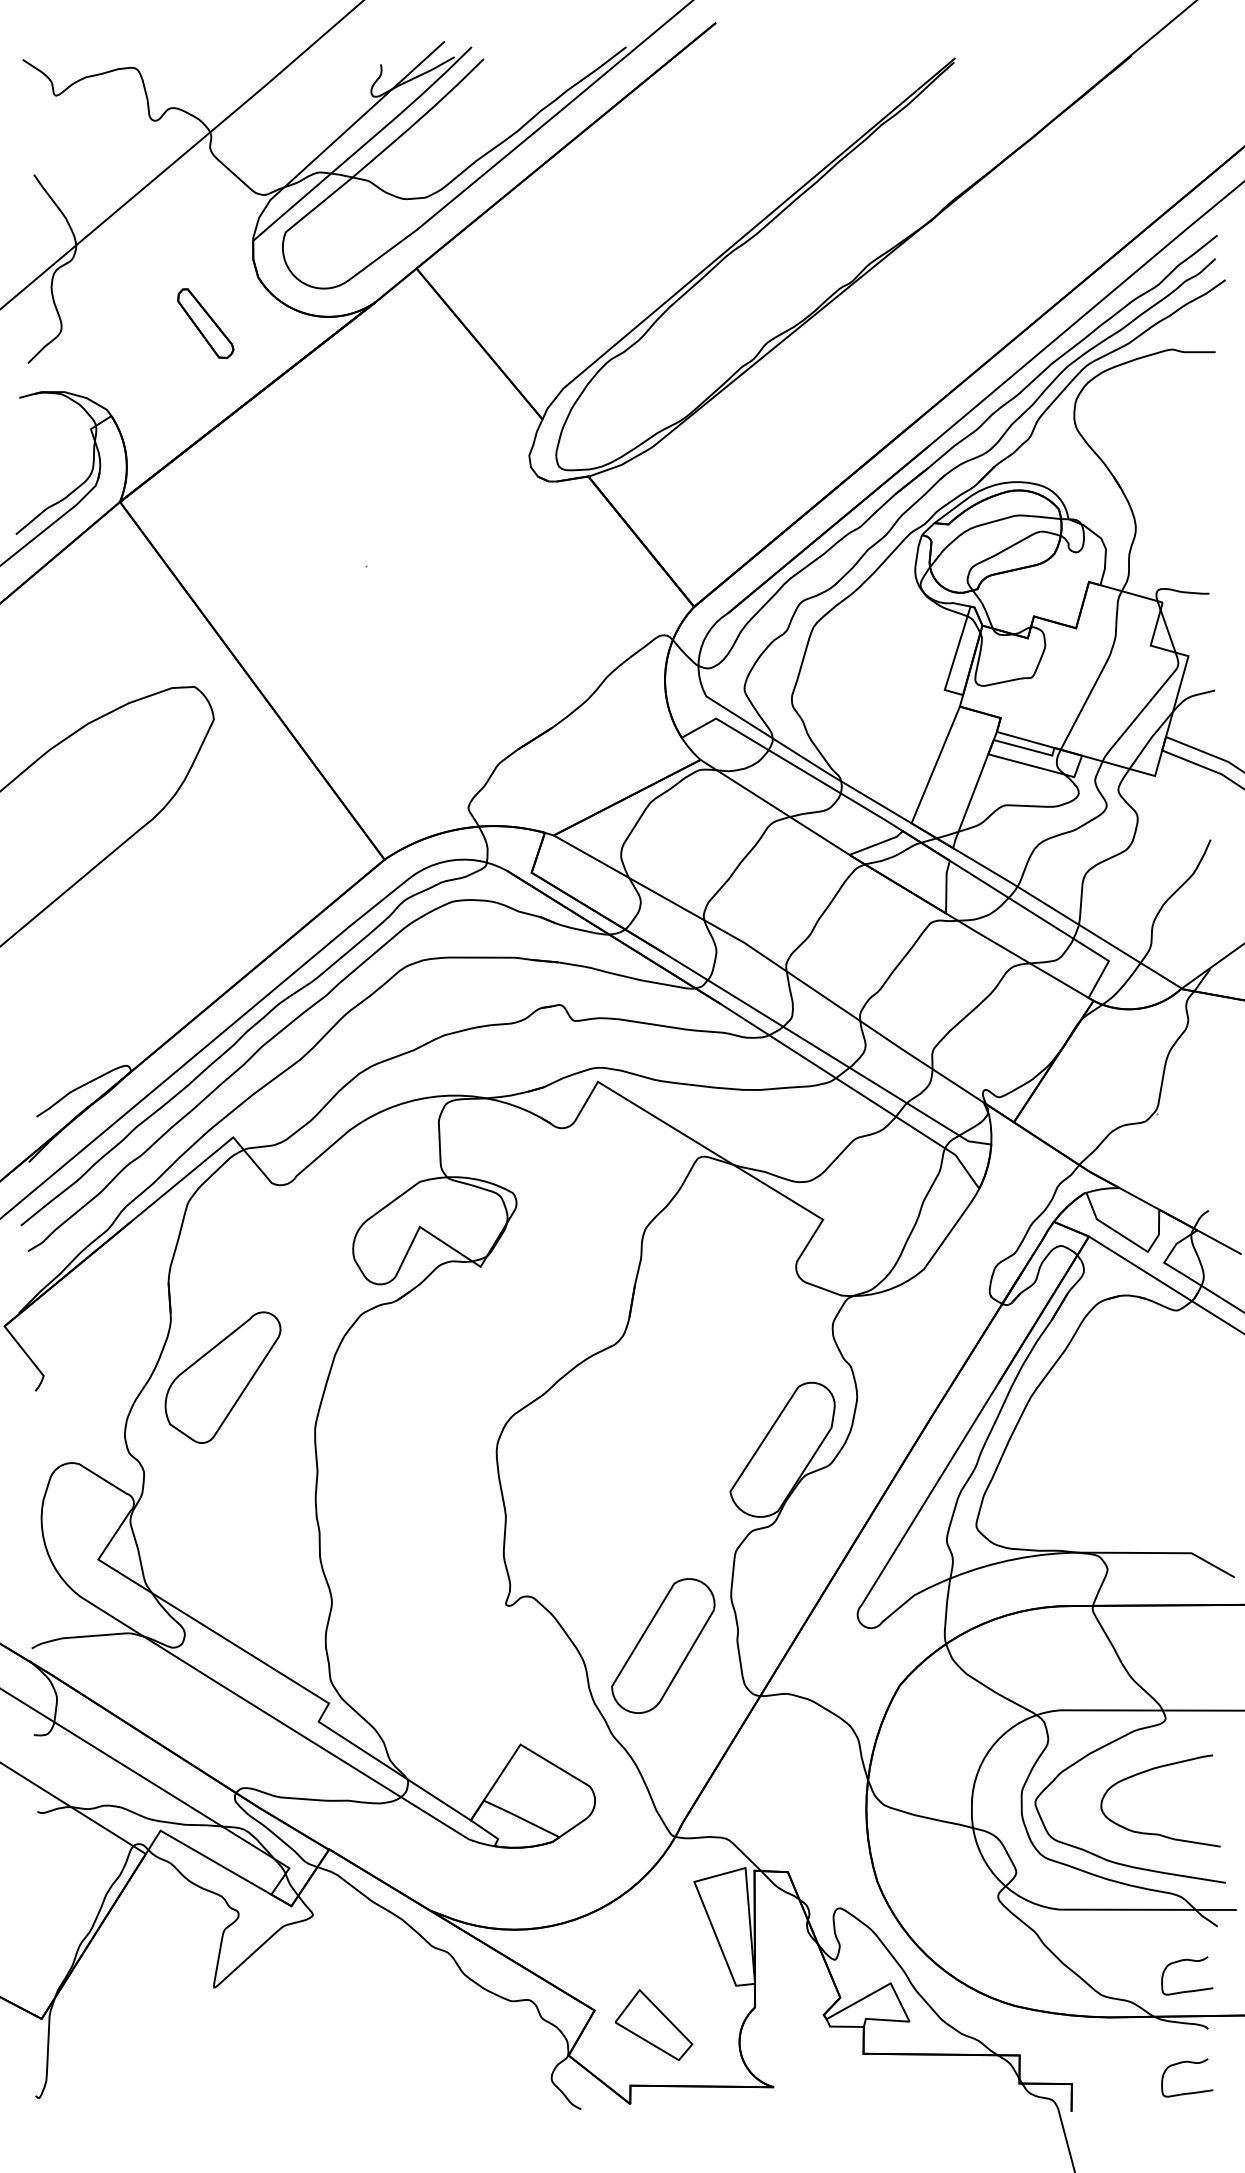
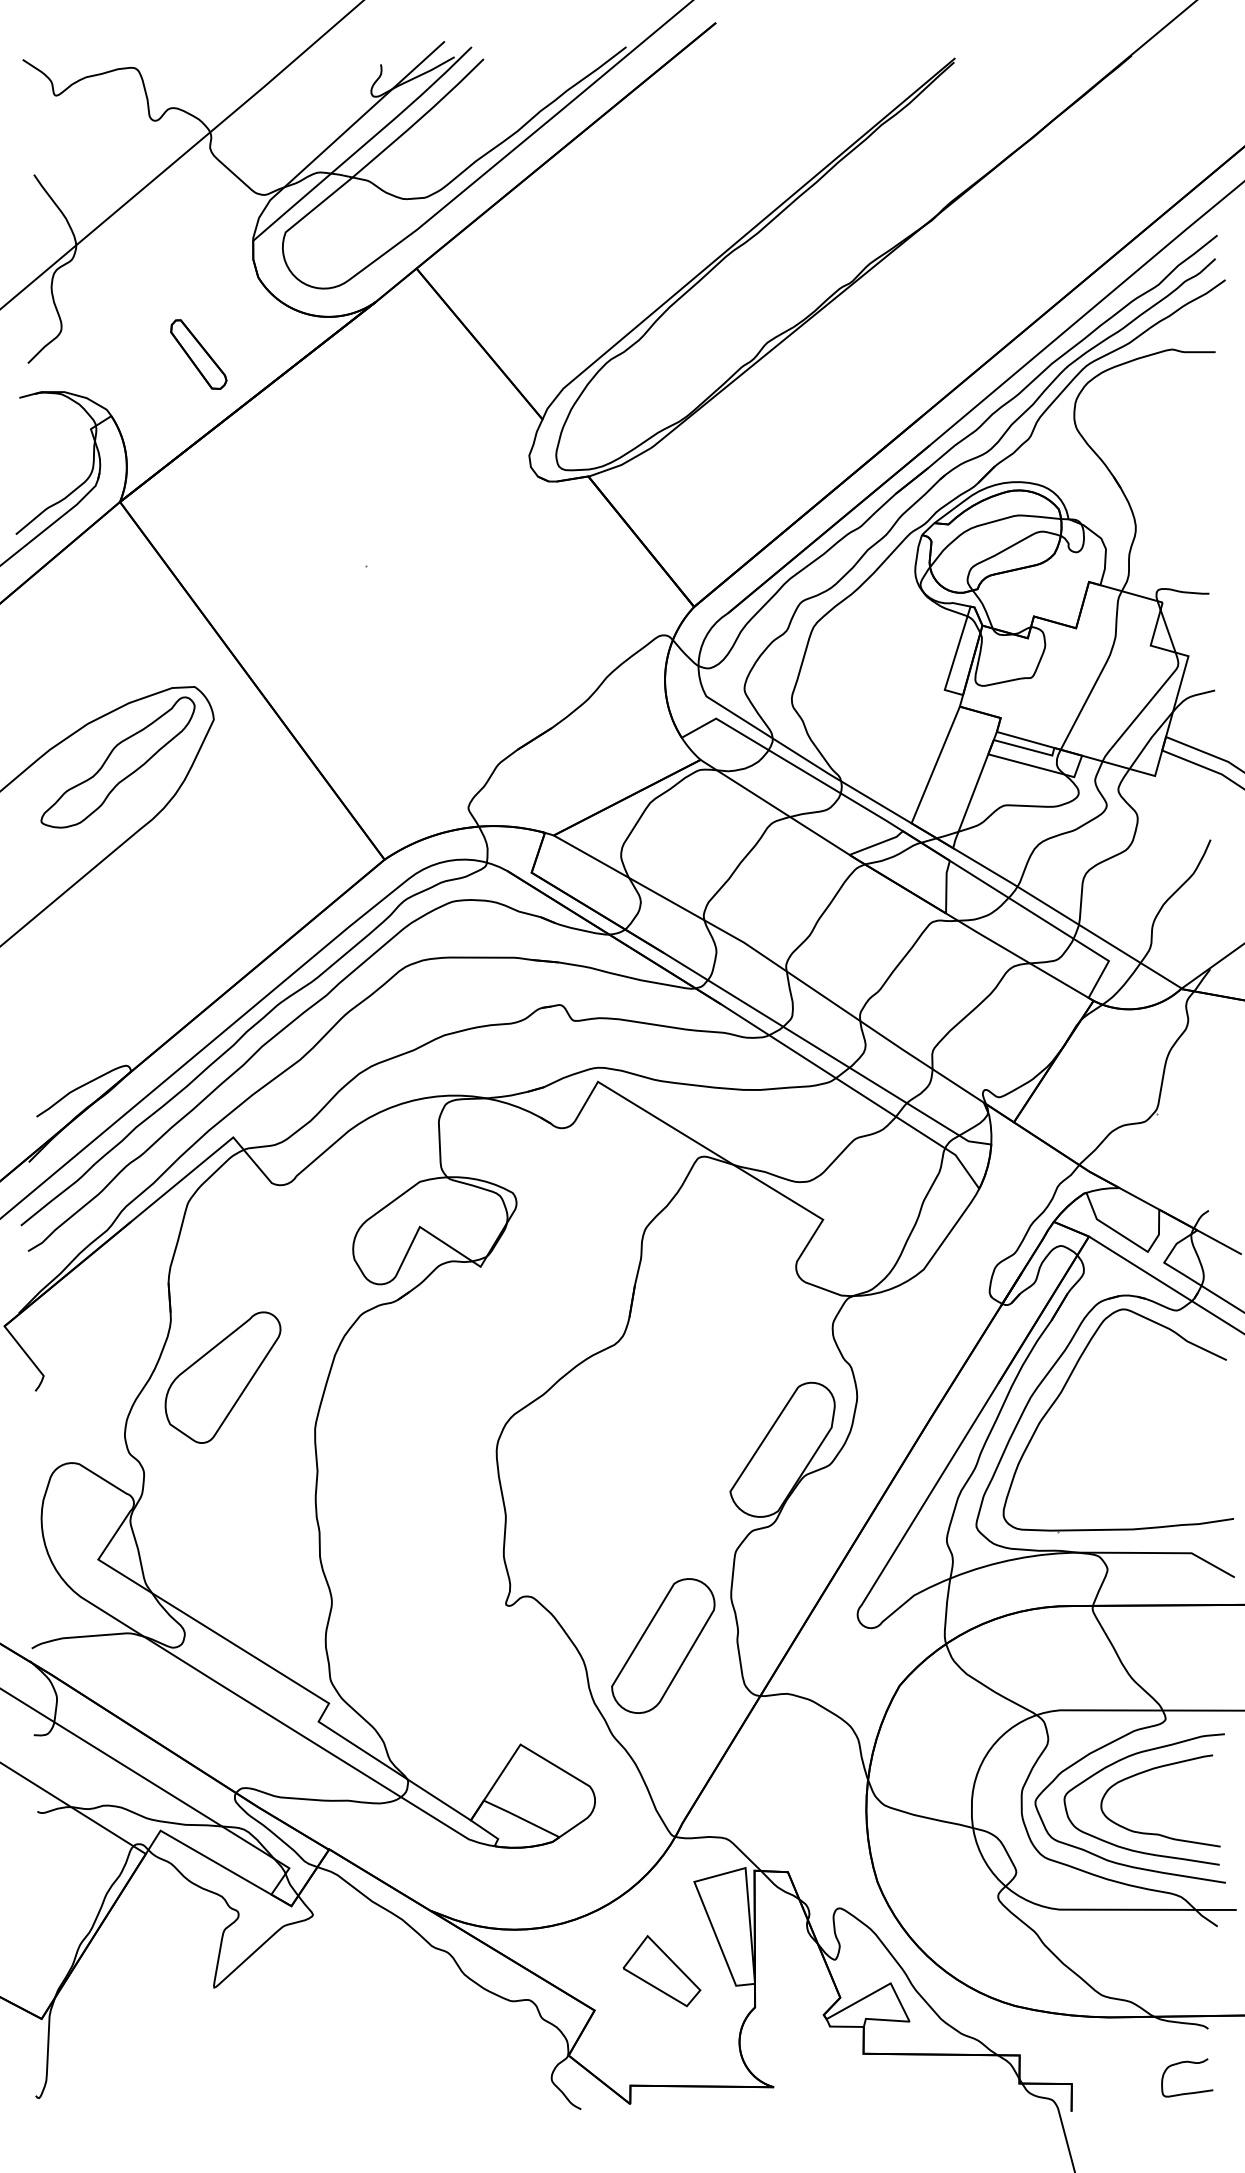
part position: (205, 323) -> (198, 354) (198, 354)
part: none -> present (117, 762)
part: none -> present (1062, 1392)
curve: none -> present (1129, 1757)
curve: present -> none (1190, 1961)
part position: (653, 2025) -> (661, 1971) (661, 1971)
